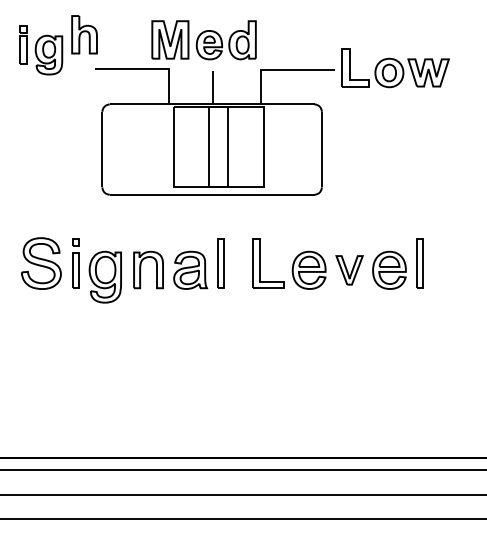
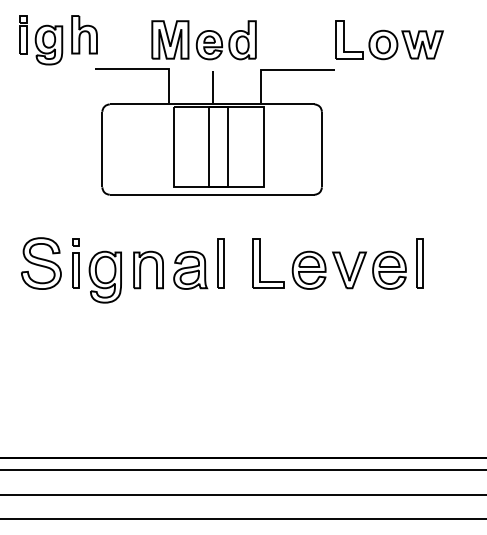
part position: (41, 50) -> (41, 40) (41, 40)
part position: (395, 68) -> (389, 40) (389, 40)
part size: 29x31 px -> 36x39 px (349, 270)
